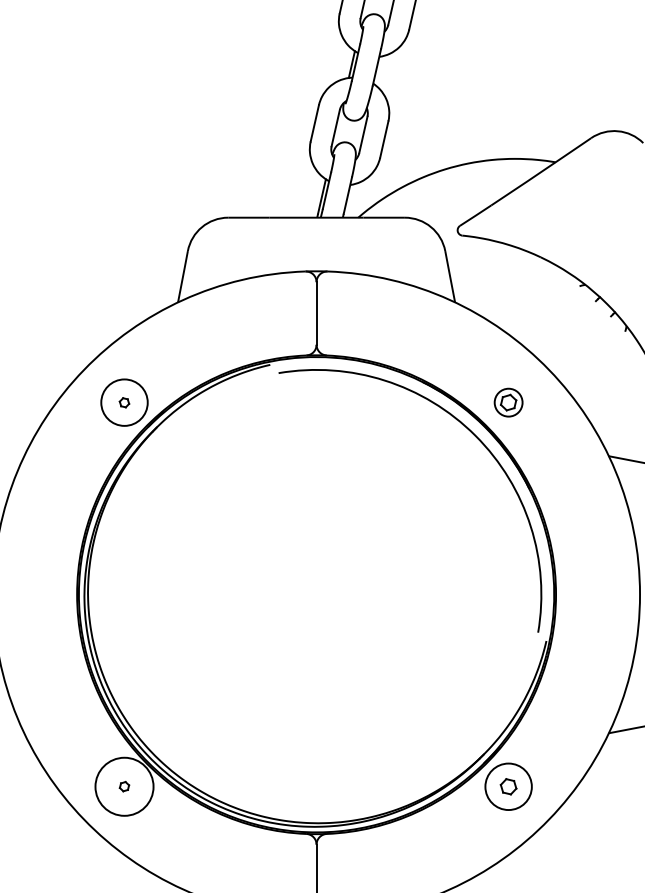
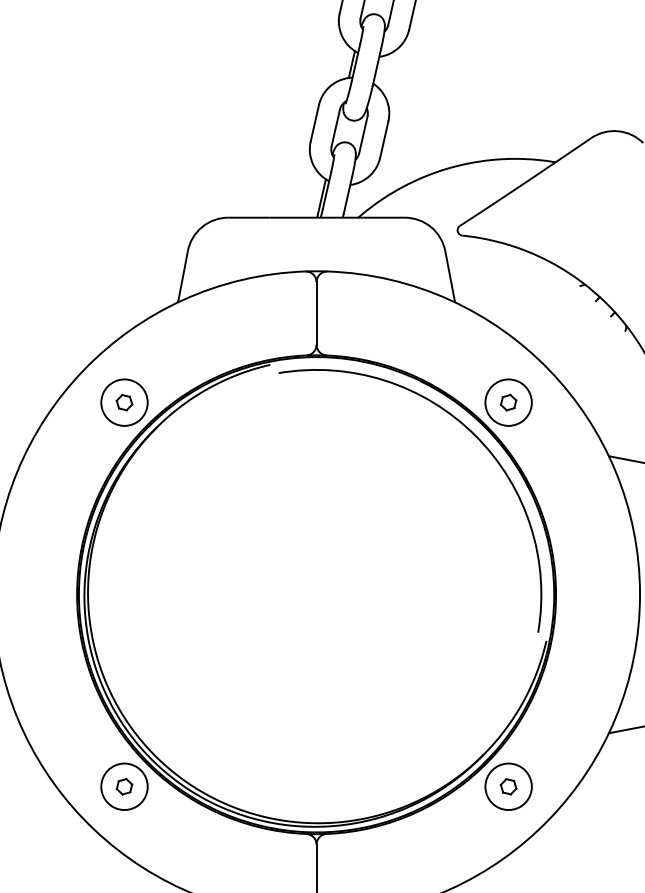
part size: 13x12 px -> 19x18 px (124, 402)
circle diameter: 28 px -> 46 px (508, 402)
circle diameter: 58 px -> 46 px (124, 786)
part size: 13x13 px -> 19x19 px (124, 786)
